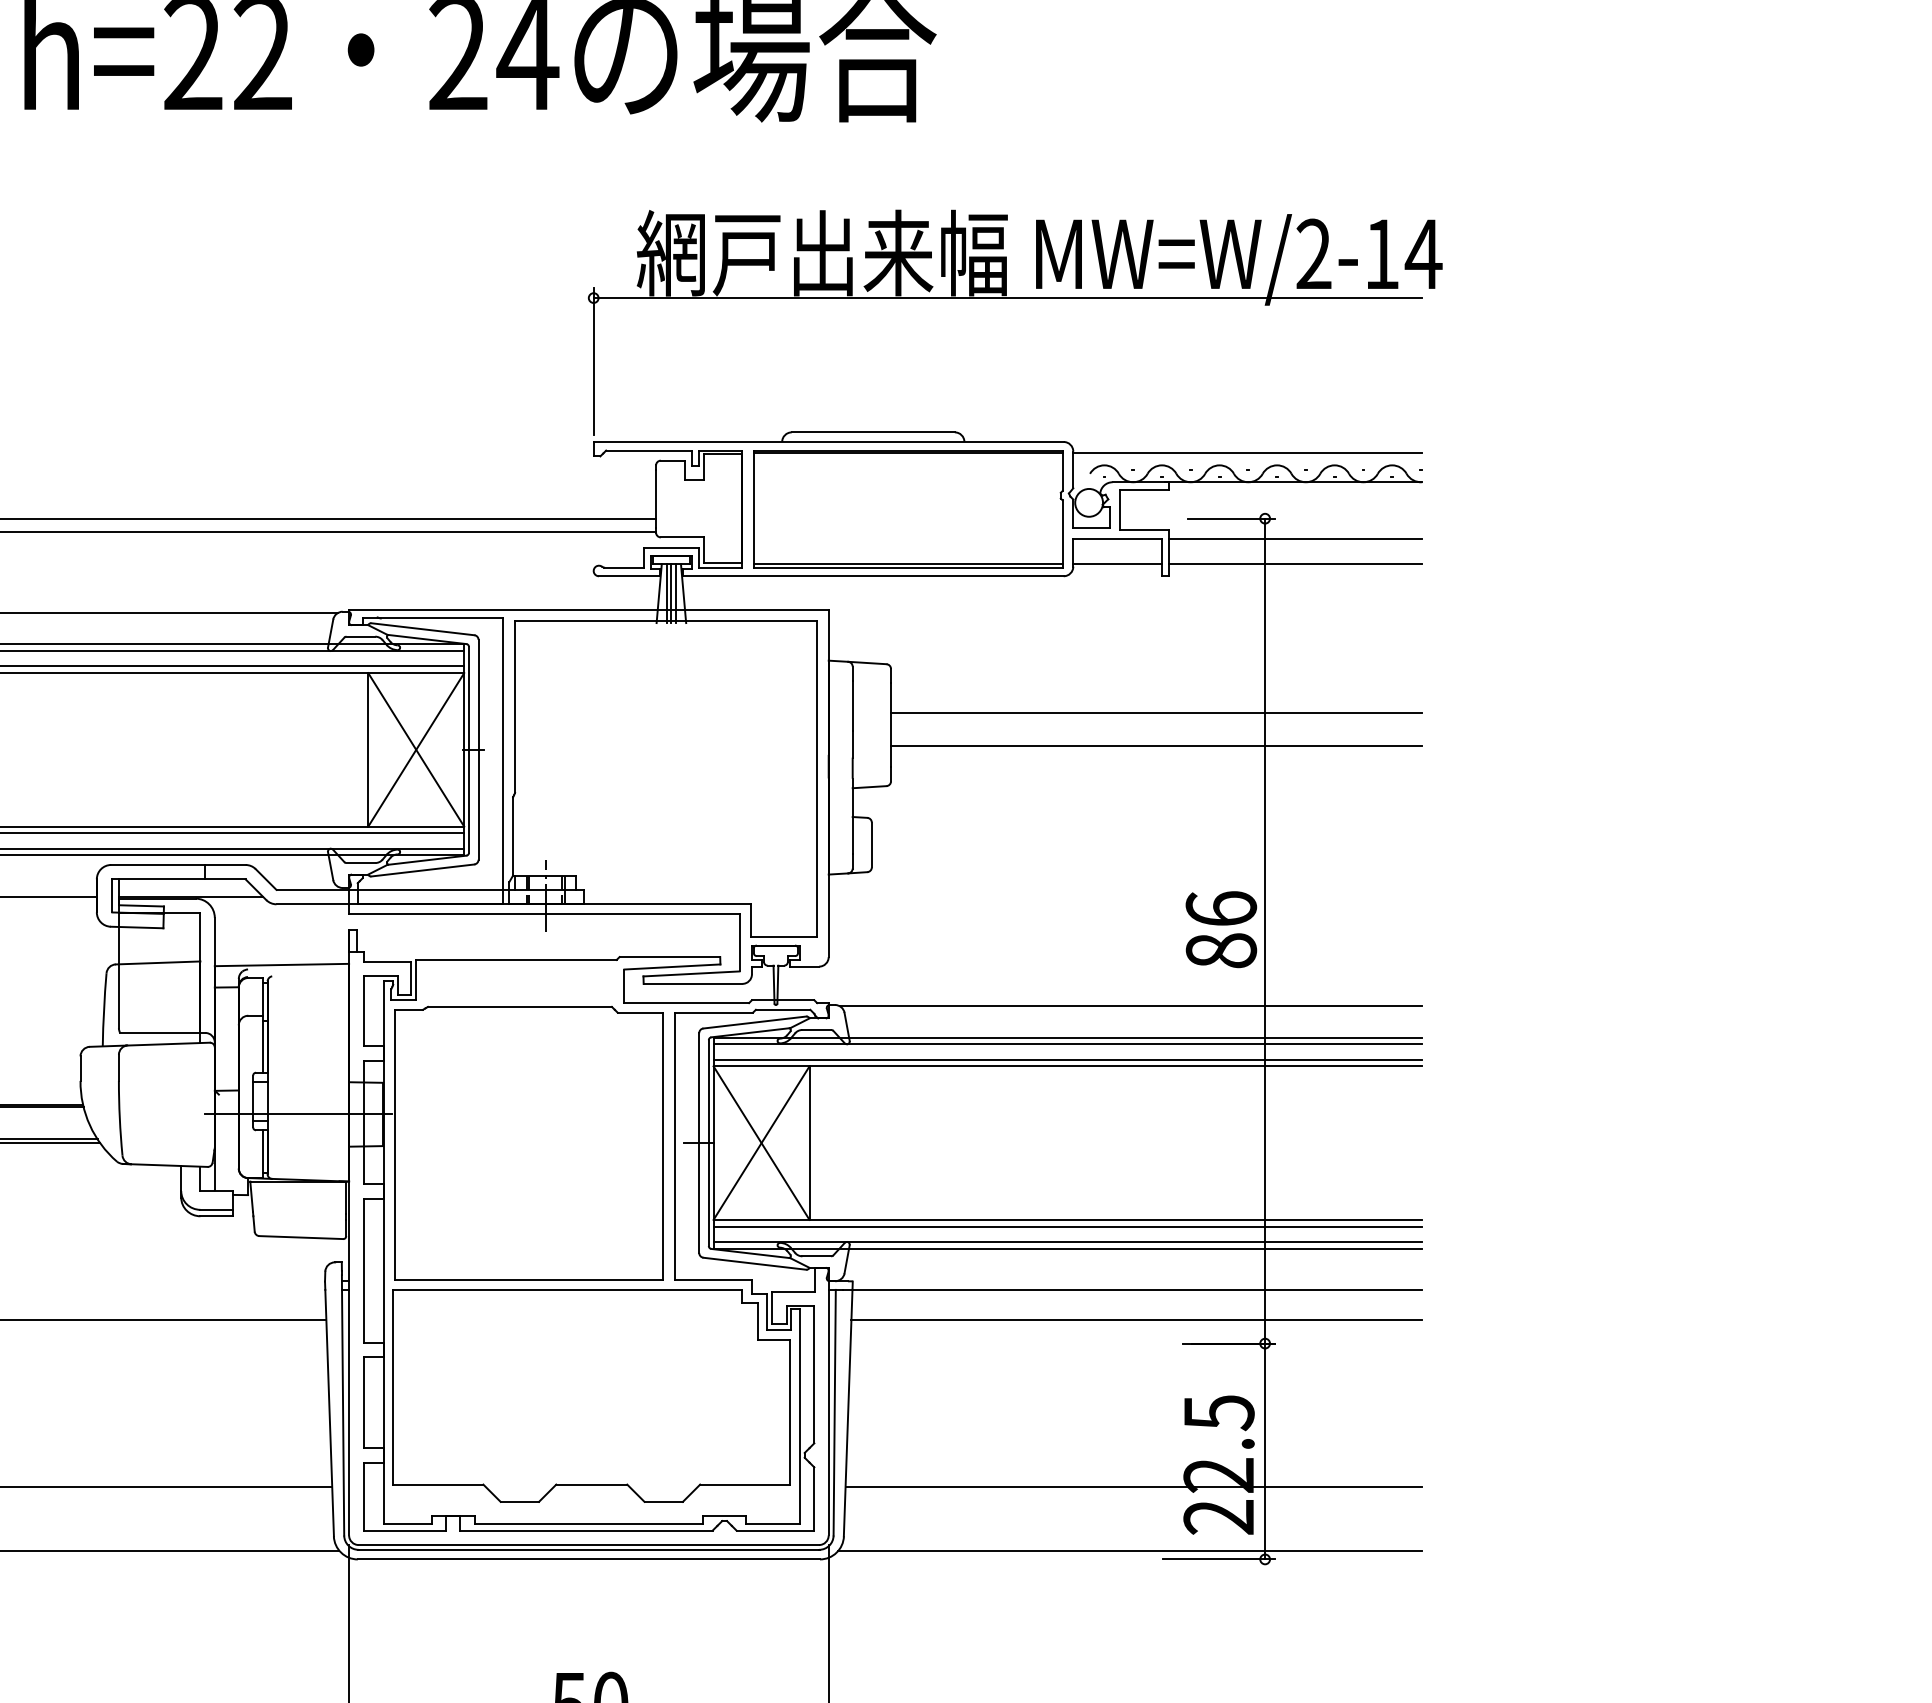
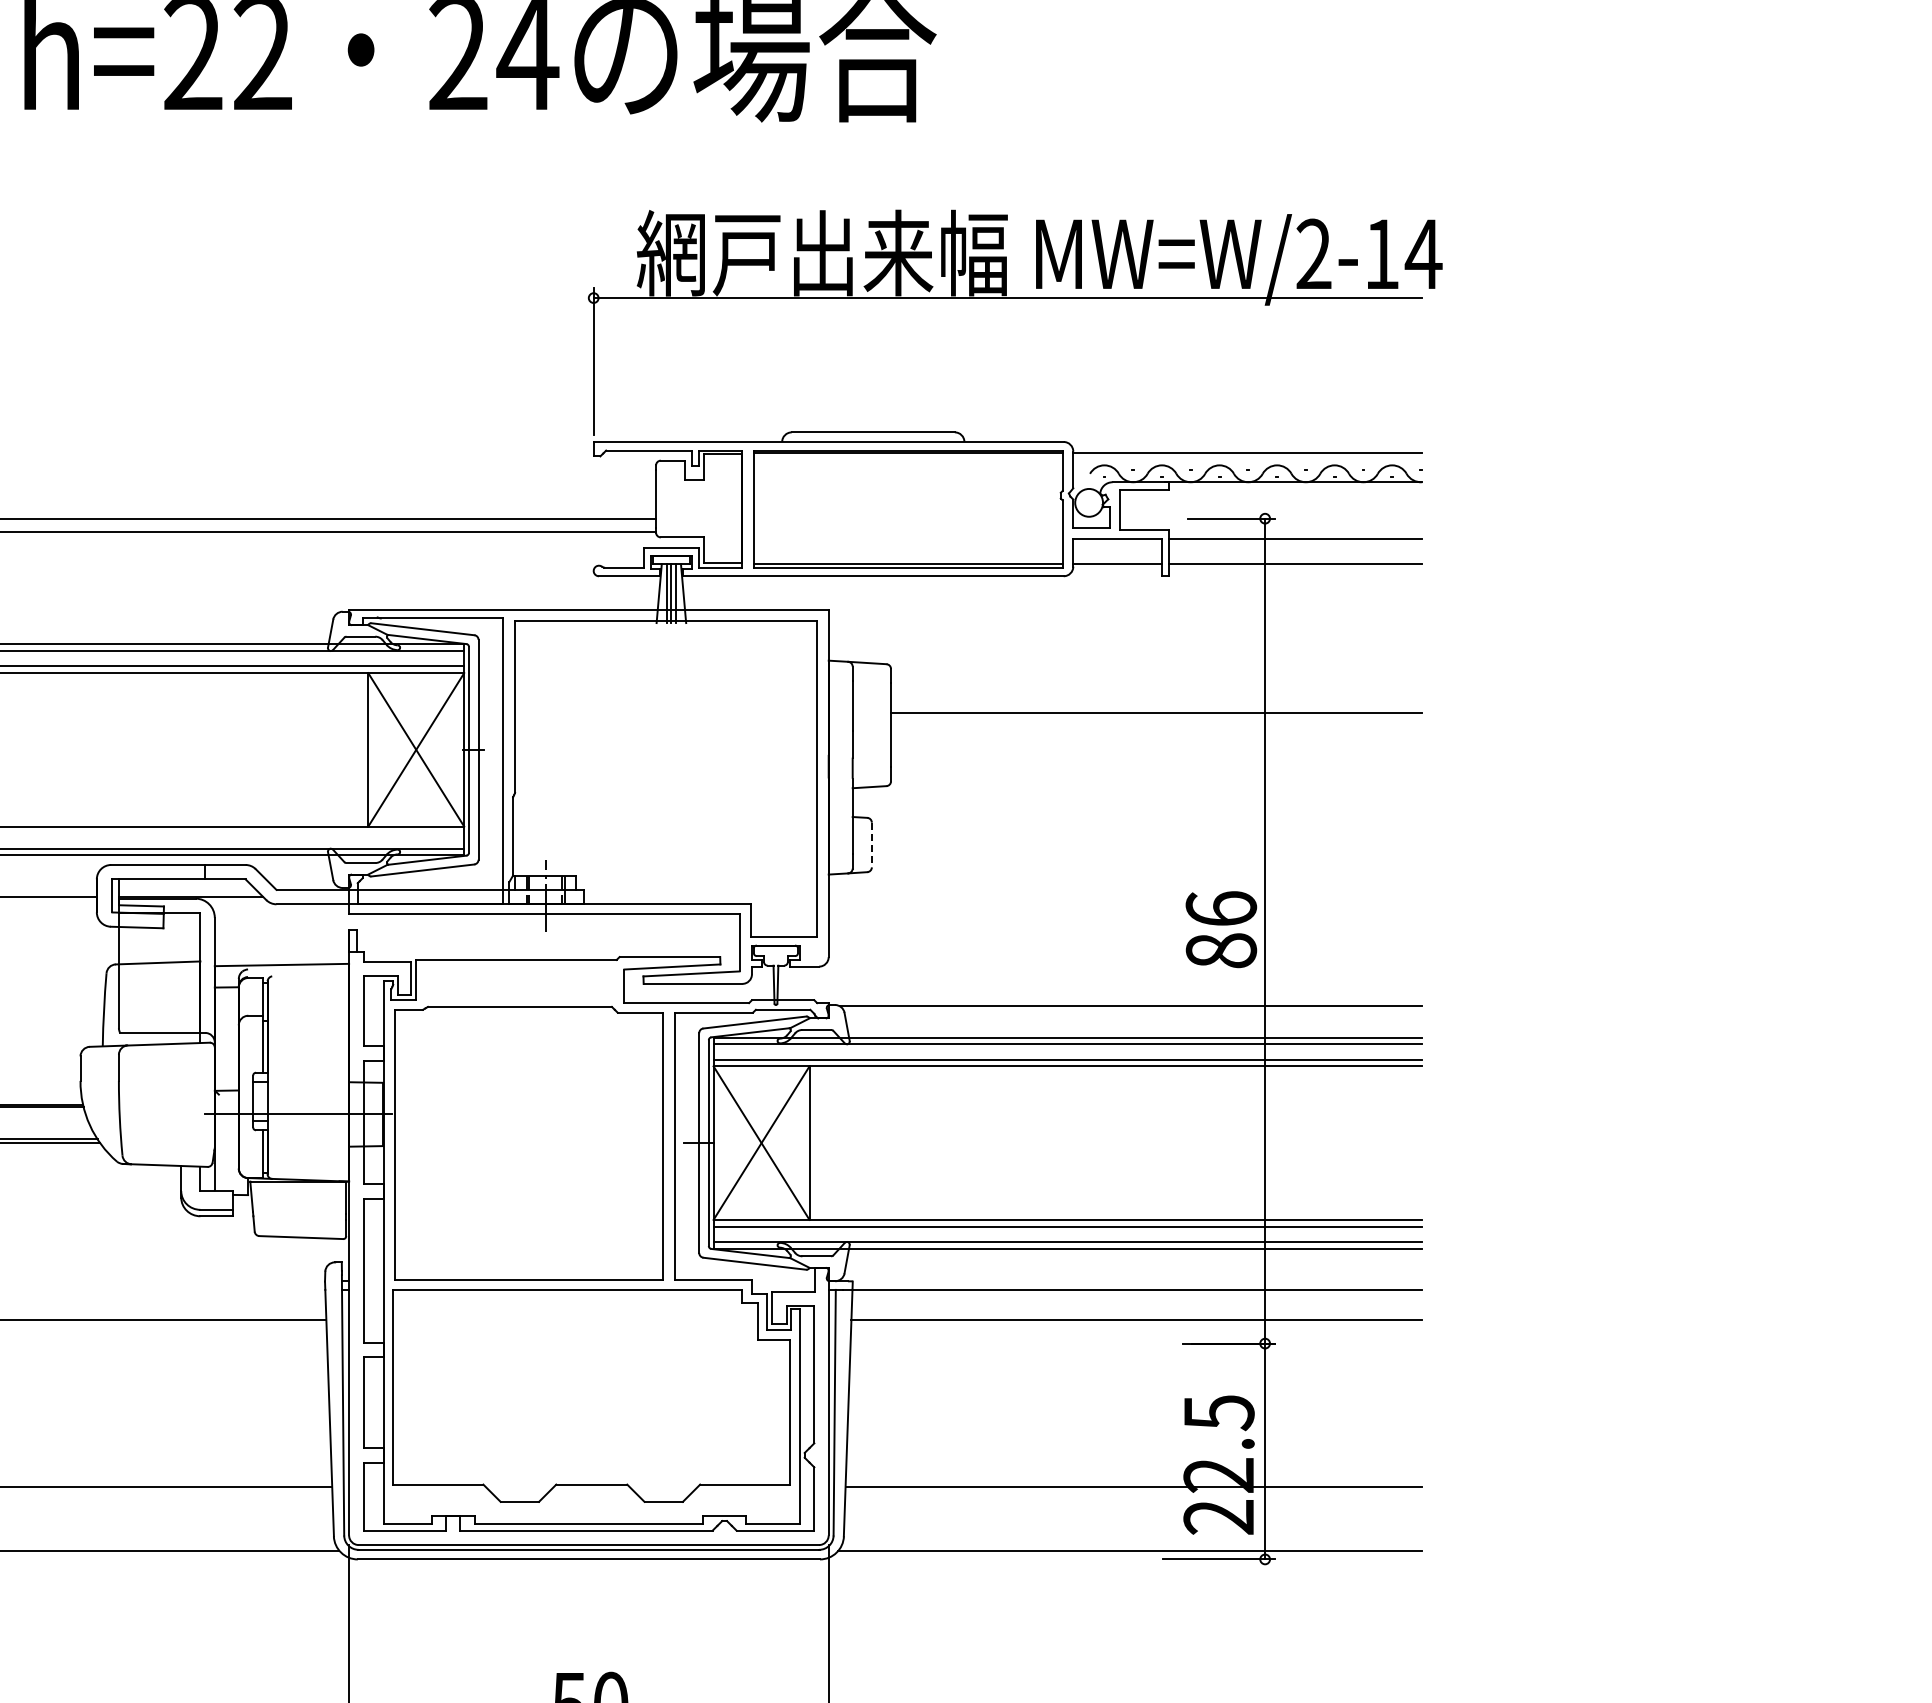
line: present -> none (170, 612)
line: present -> none (1156, 746)
line: present -> none (233, 833)
line: solid -> dashed (871, 845)
